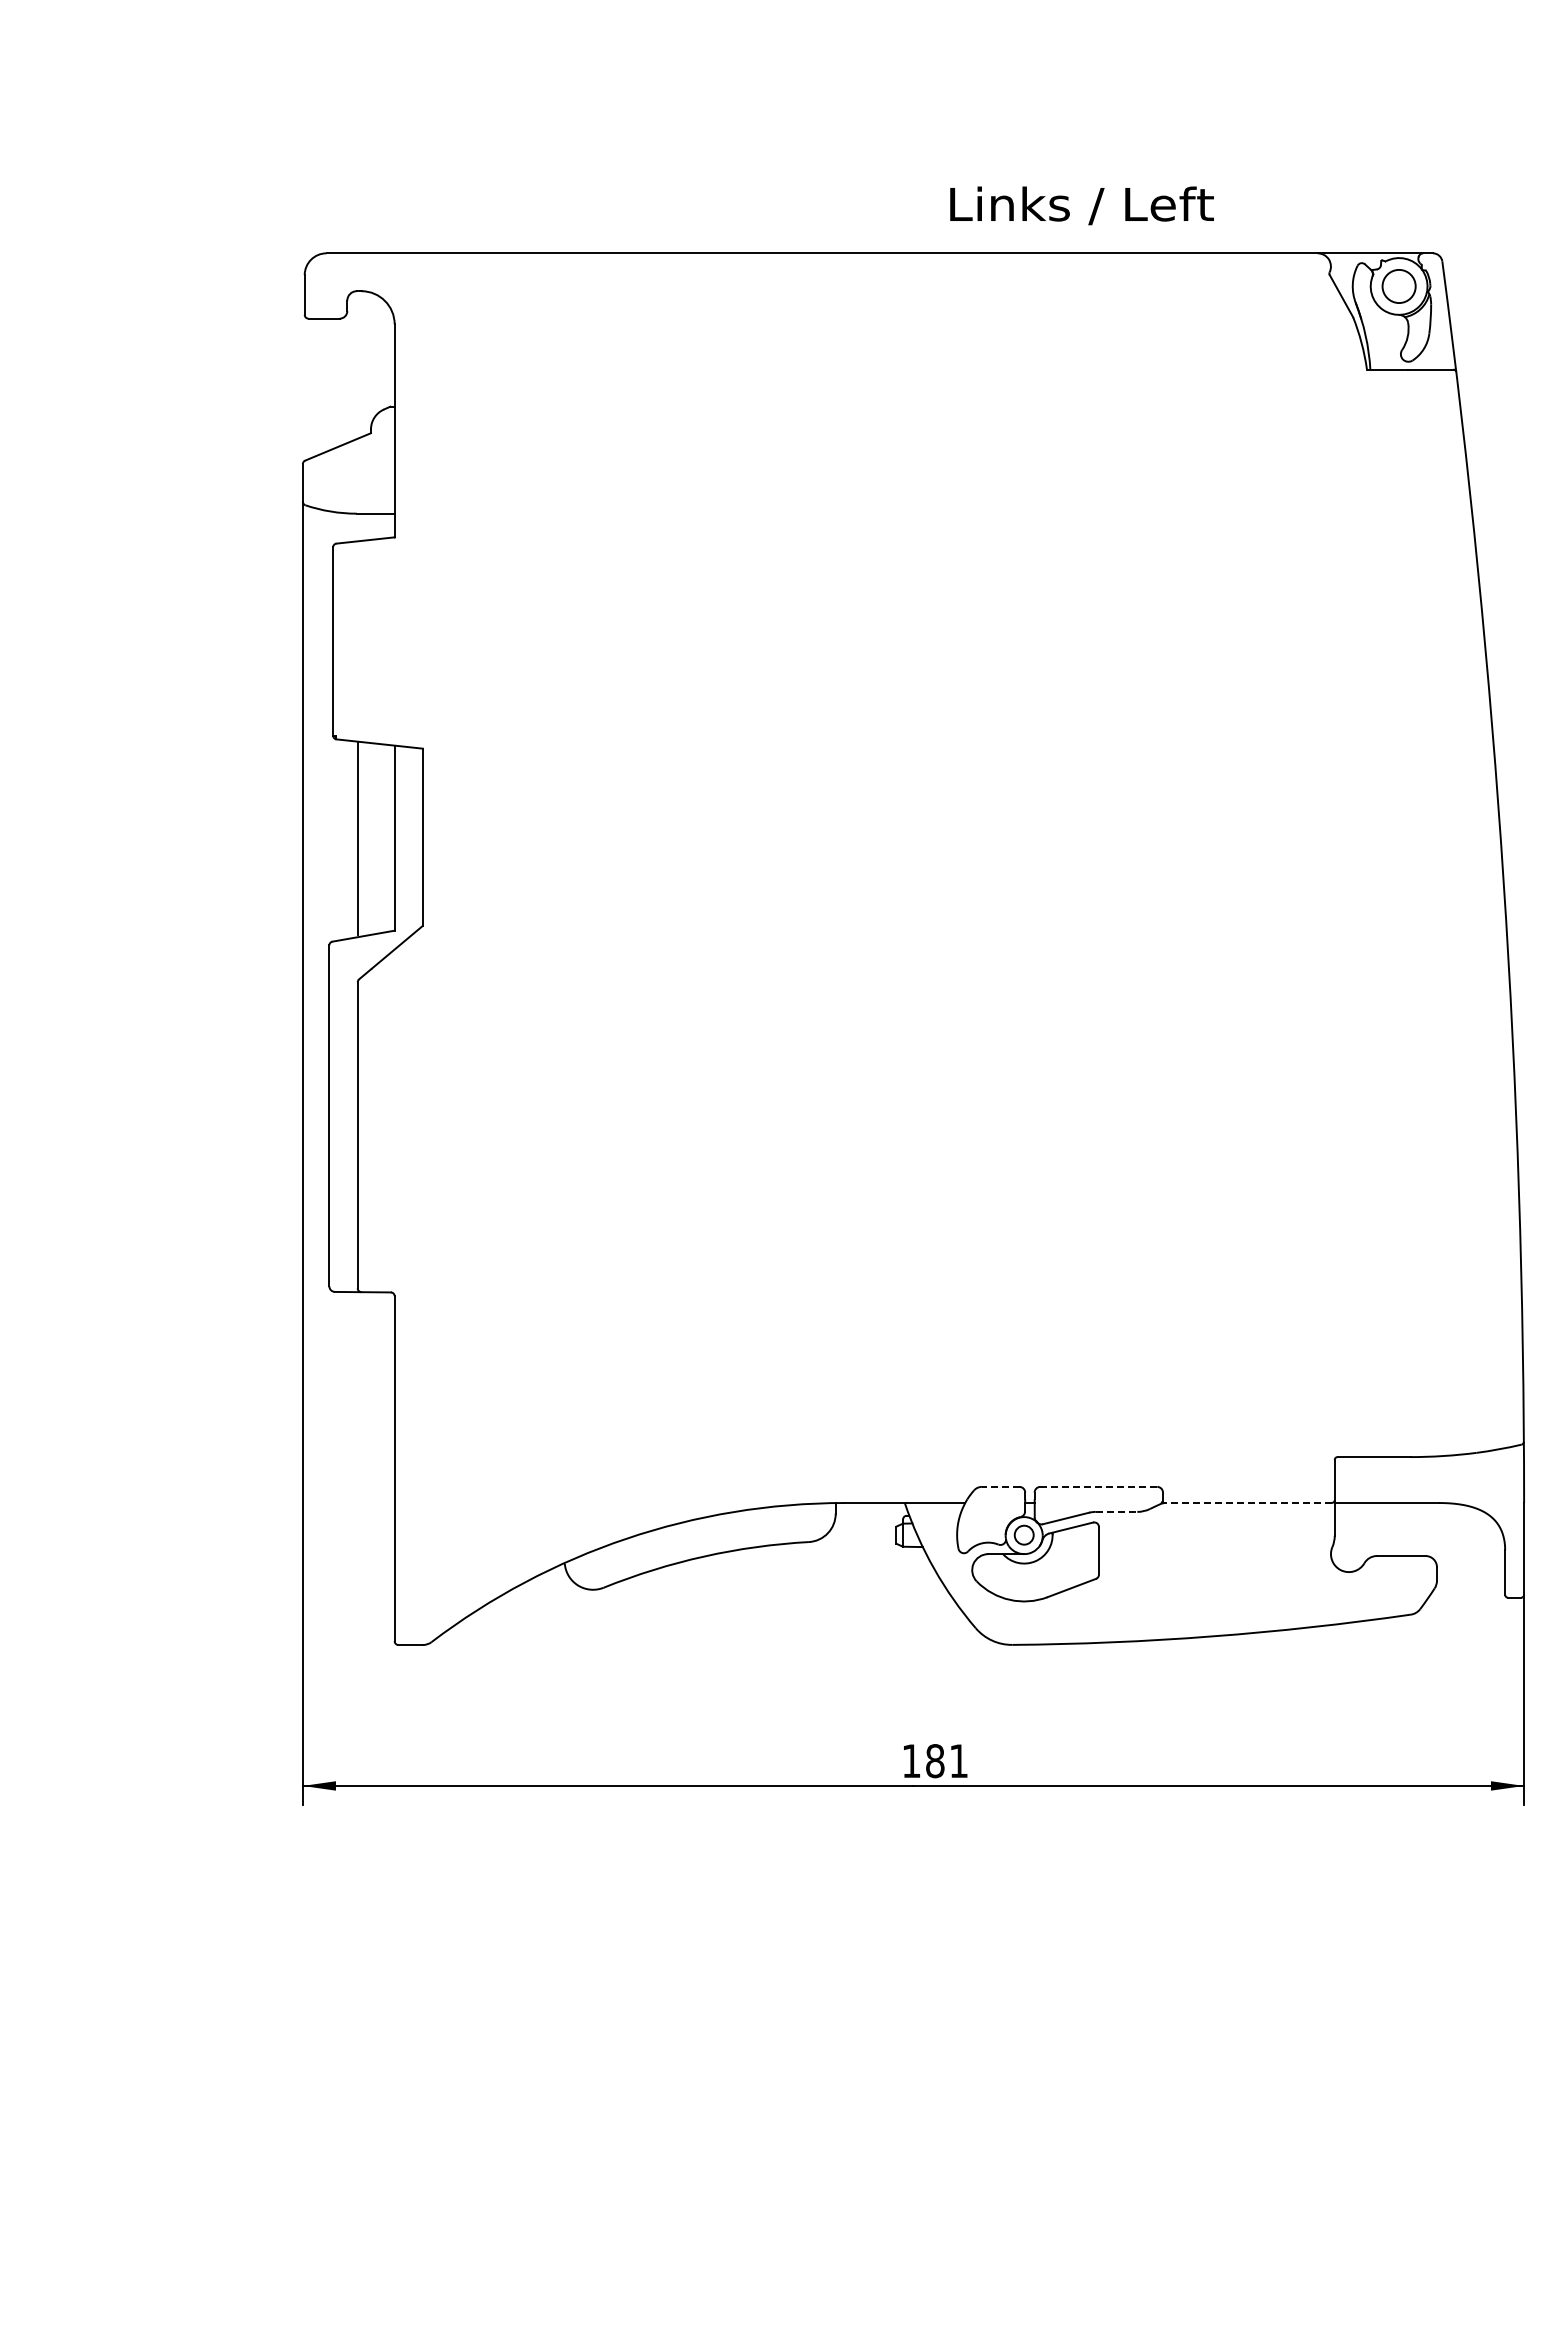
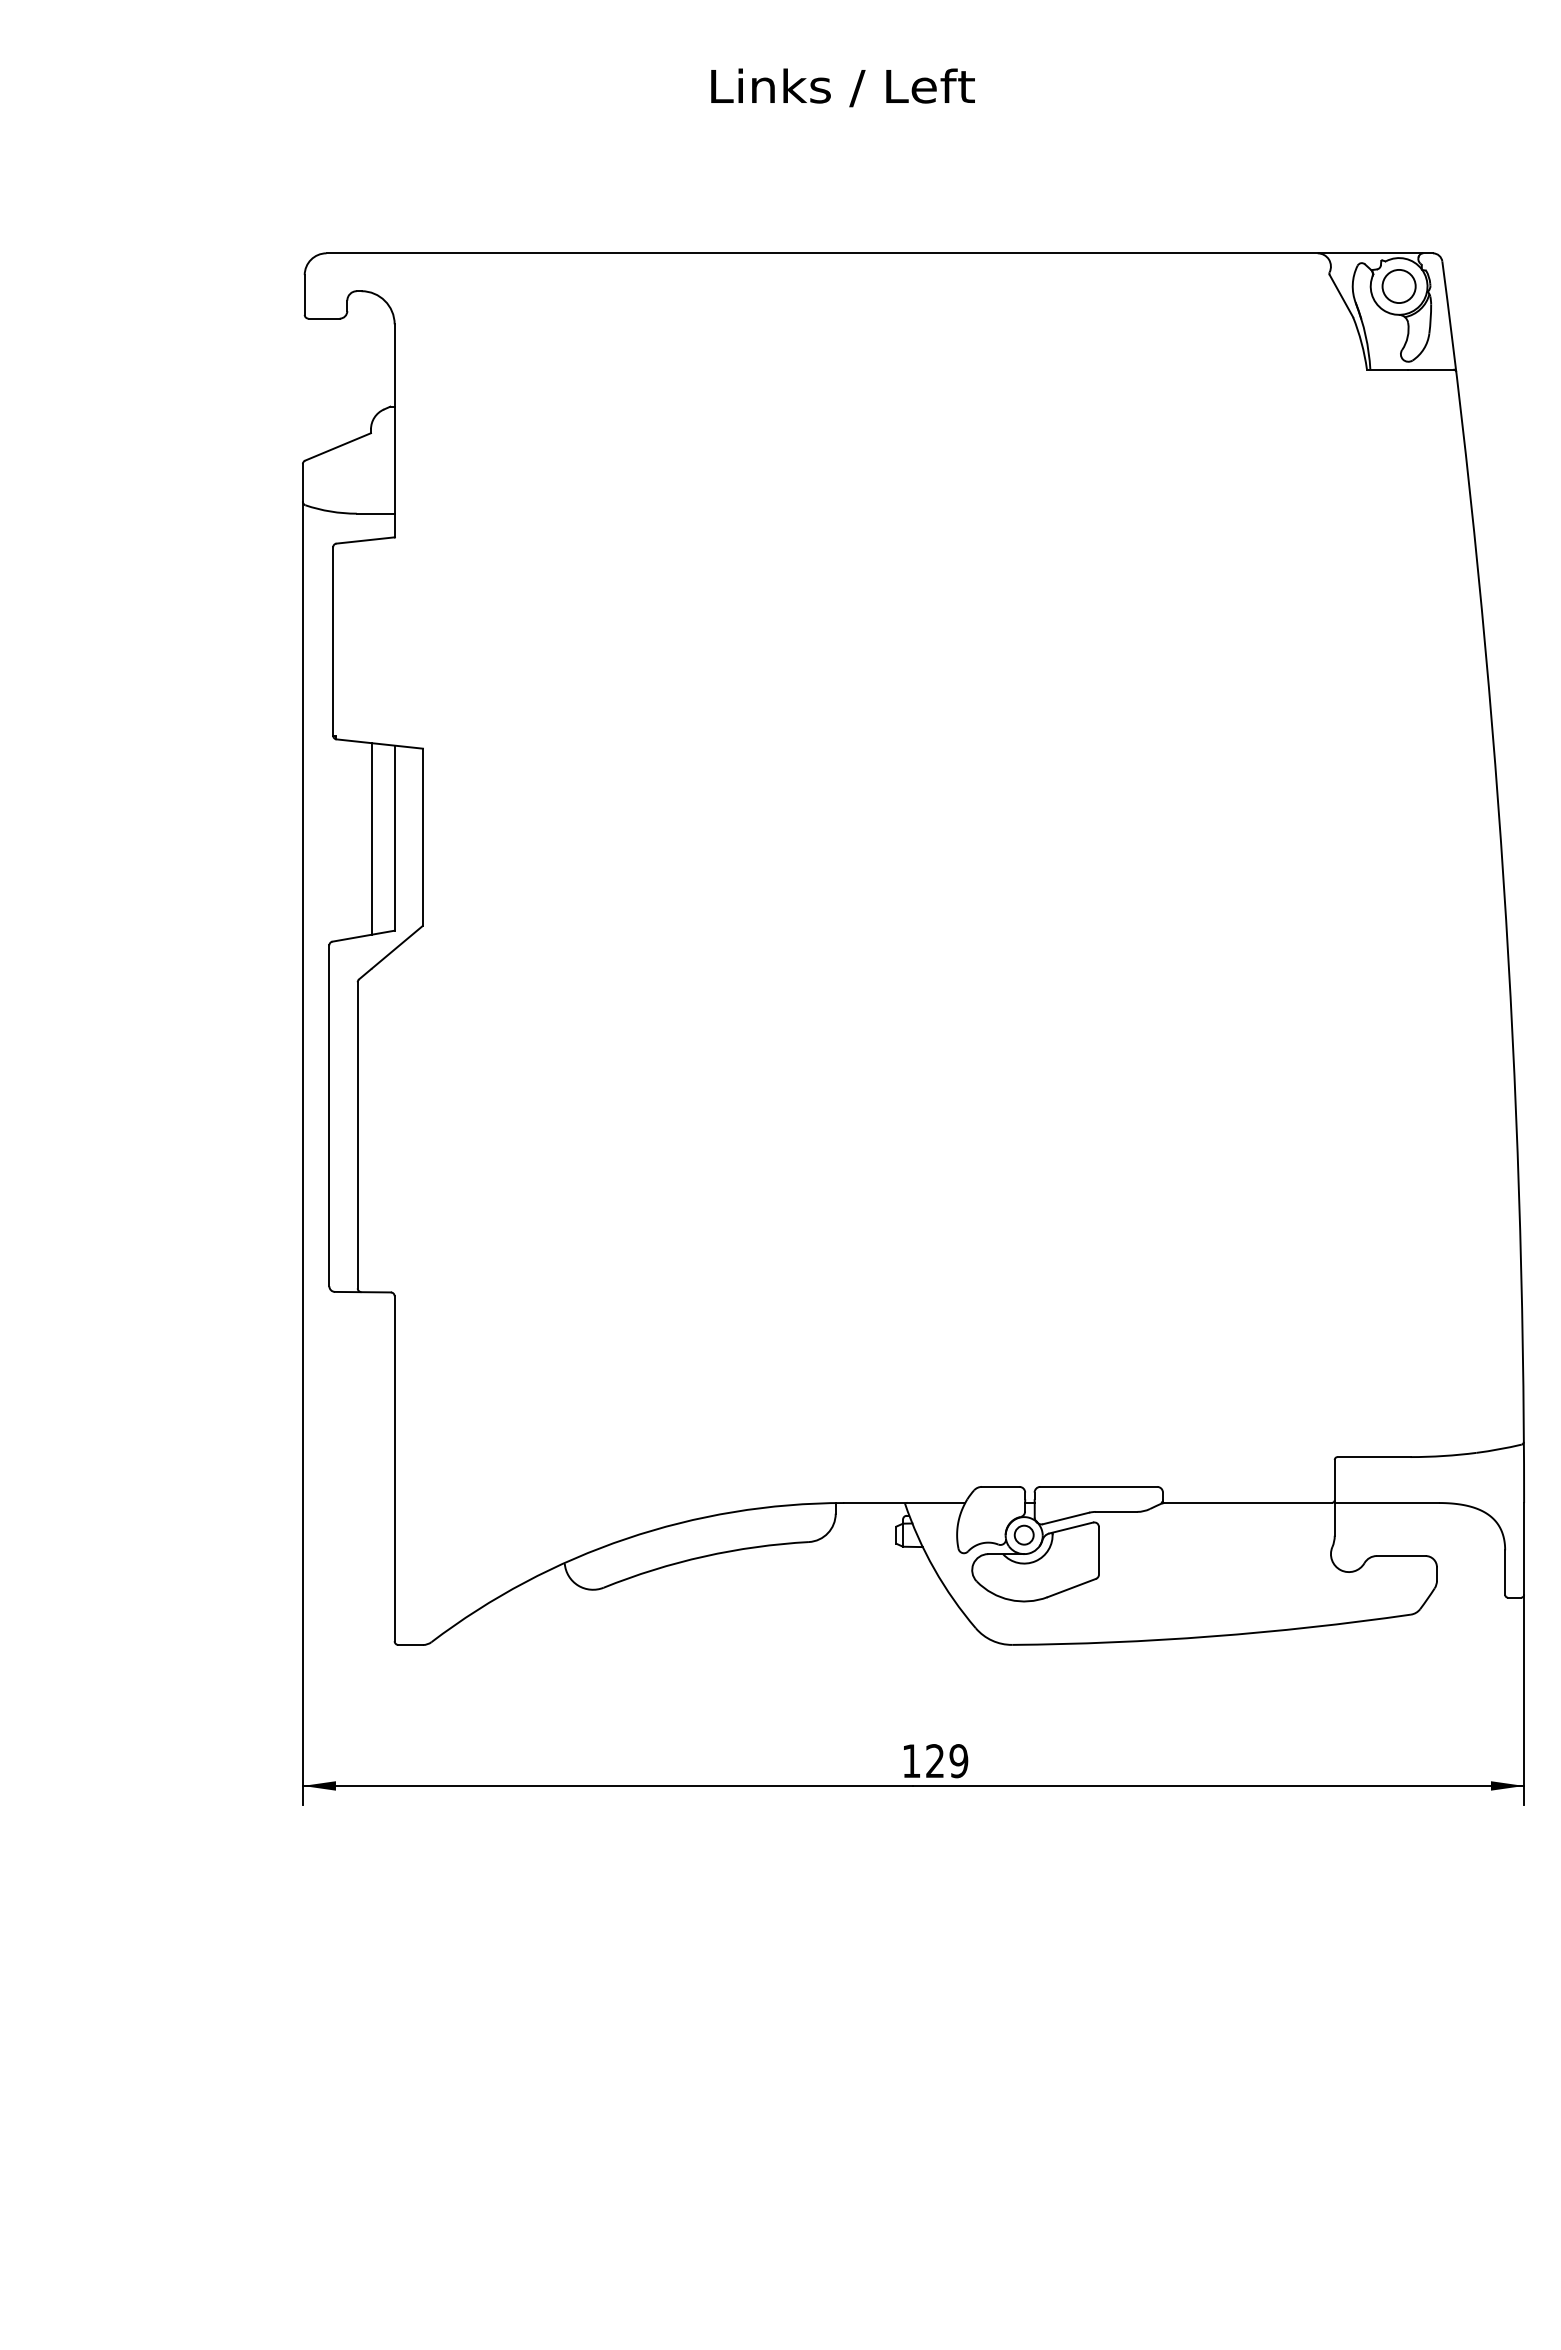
text position: (1081, 205) -> (842, 87) (842, 87)
line position: (358, 838) -> (372, 838) (372, 838)
line: dashed -> solid (1000, 1486)
line: dashed -> solid (1099, 1486)
line: dashed -> solid (1247, 1502)
line: dashed -> solid (1116, 1511)
text: 181 -> 129 (947, 1761)
